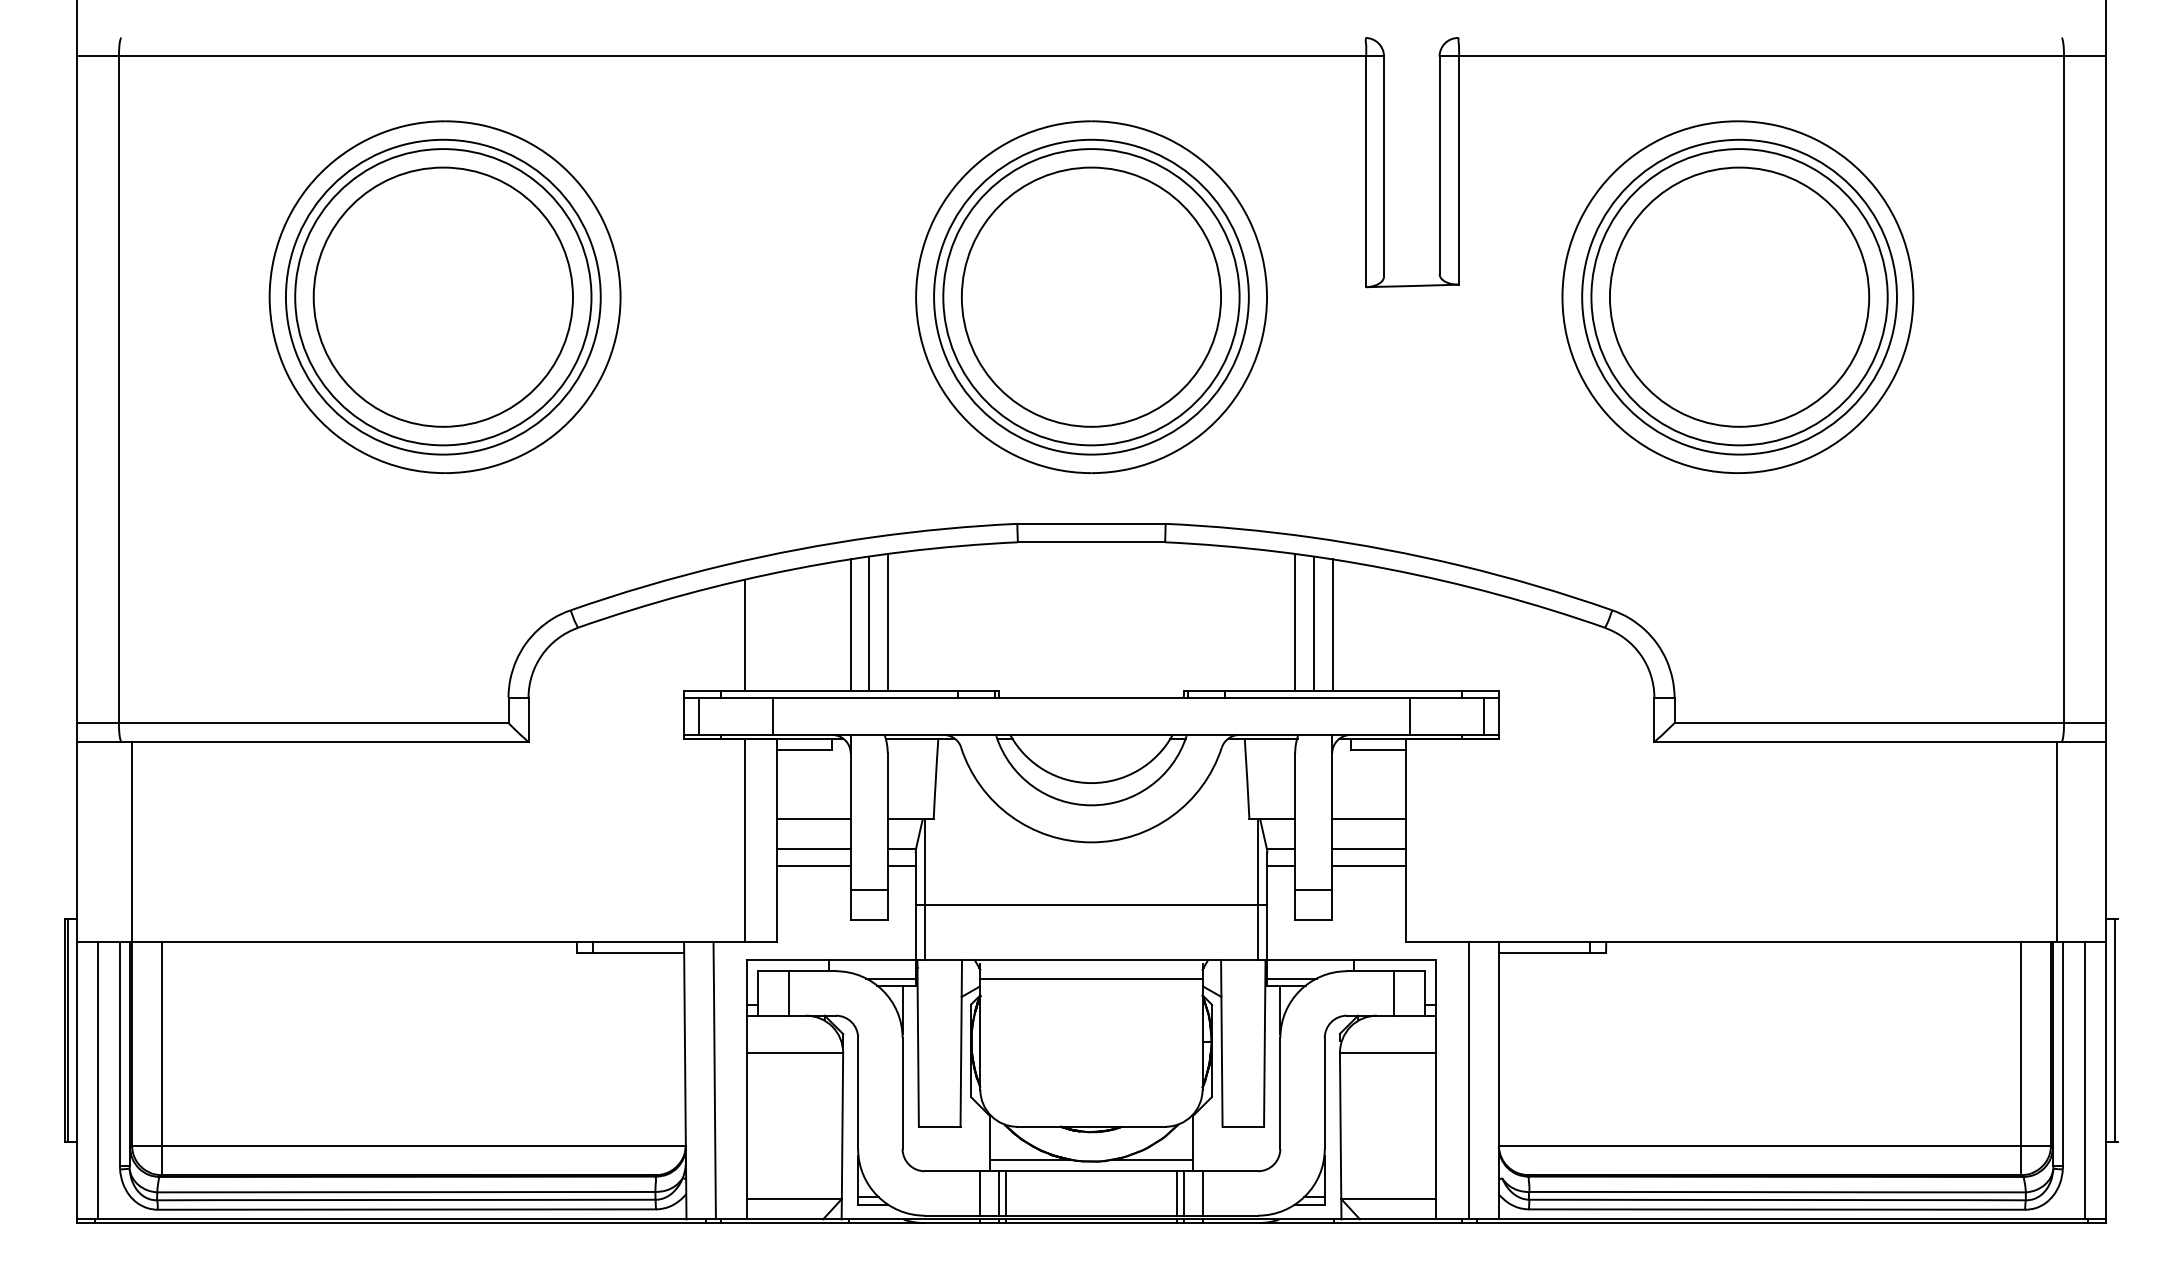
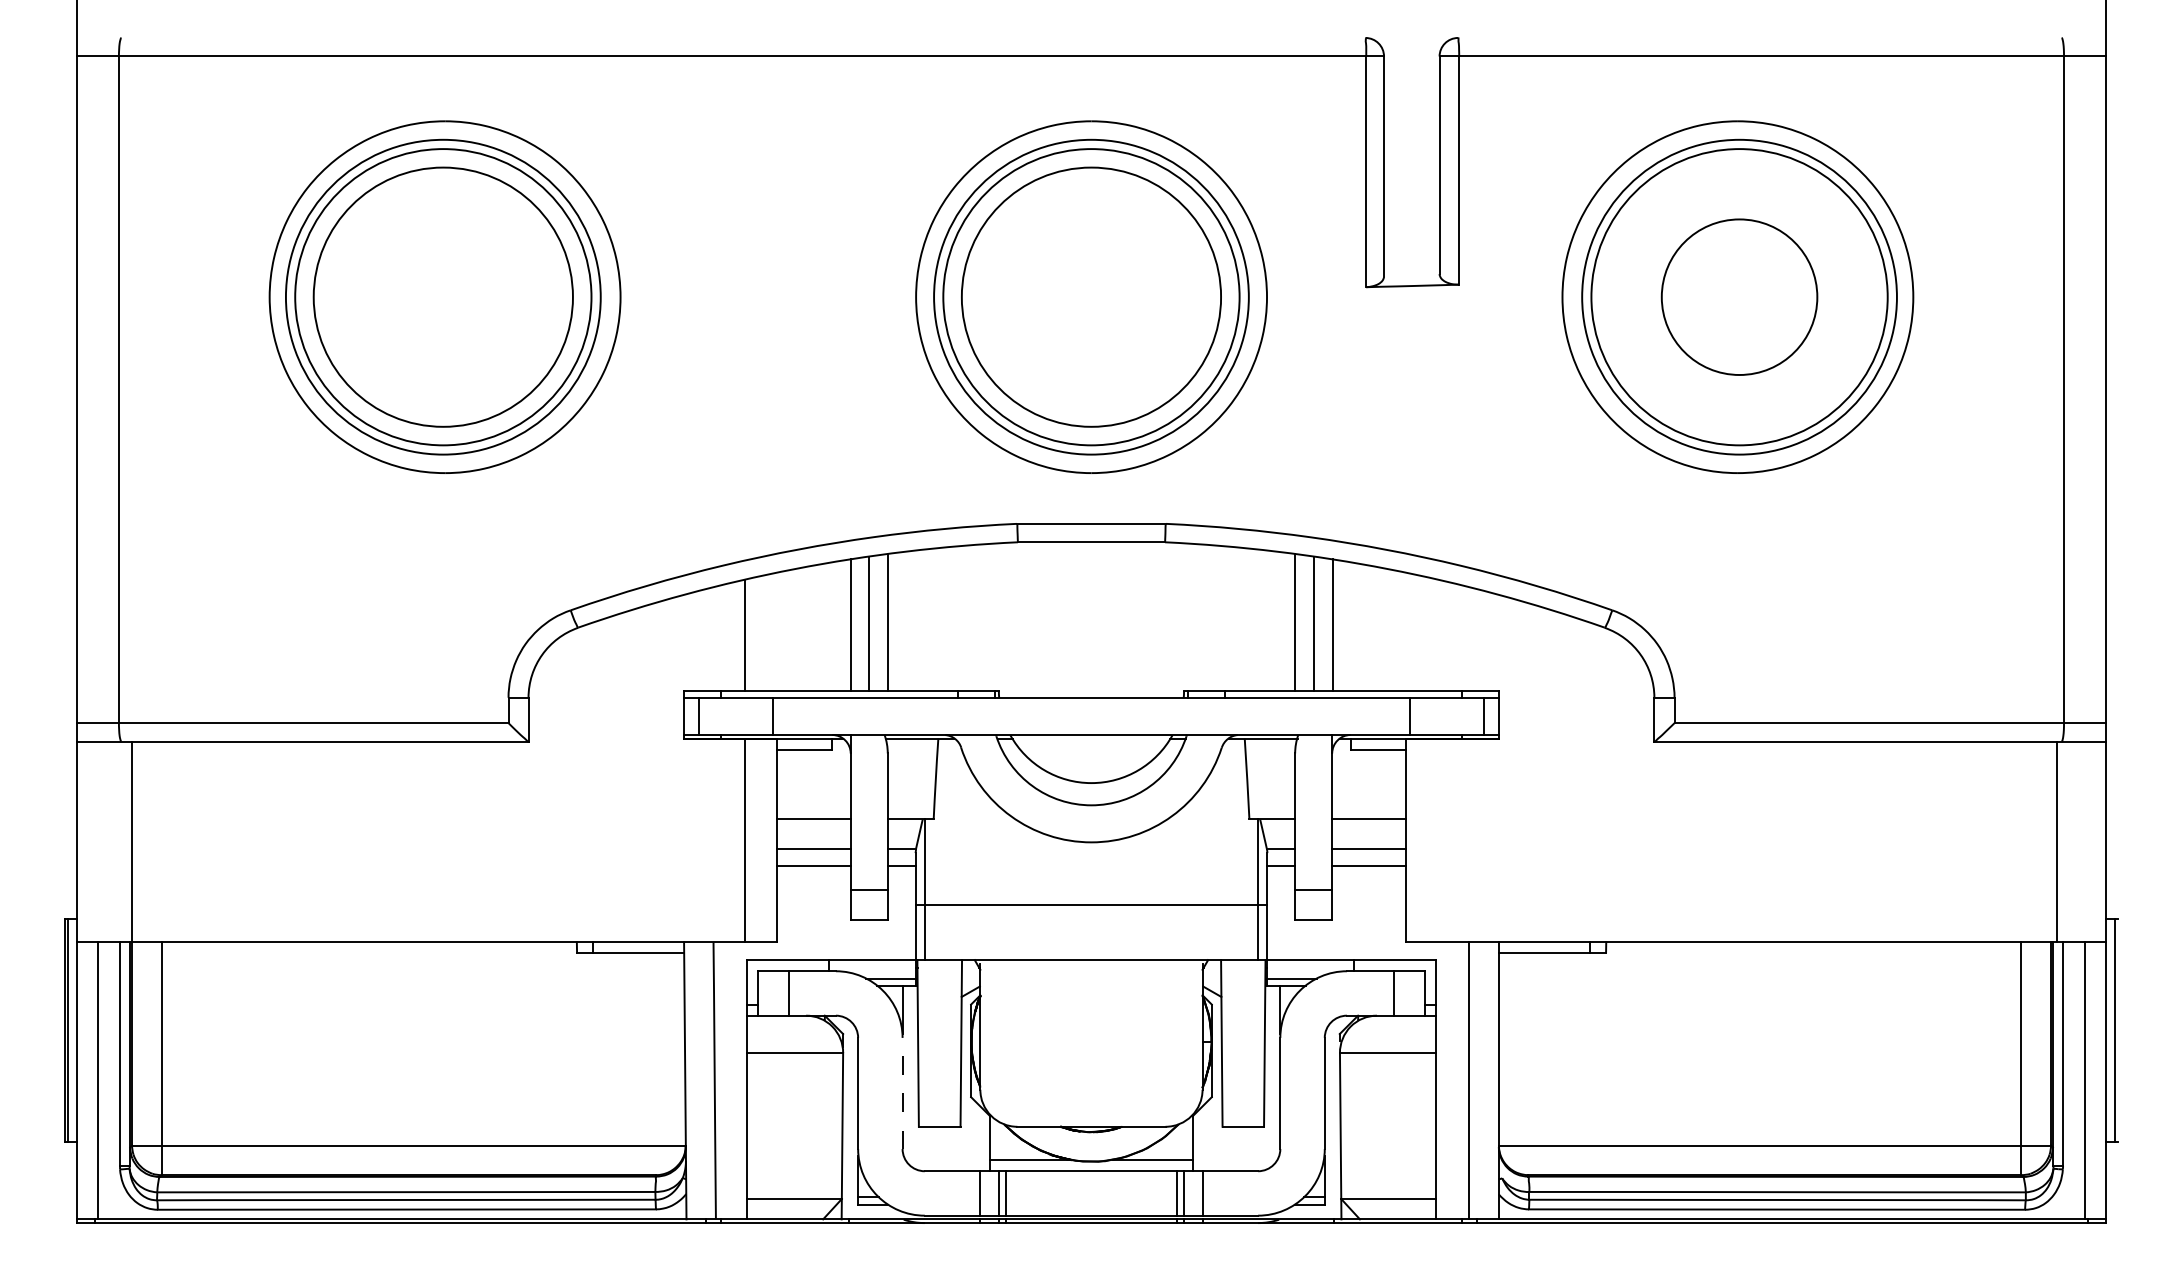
circle diameter: 259 px -> 156 px (1739, 296)
line: present -> none (1091, 978)
line: solid -> dashed (902, 1093)
